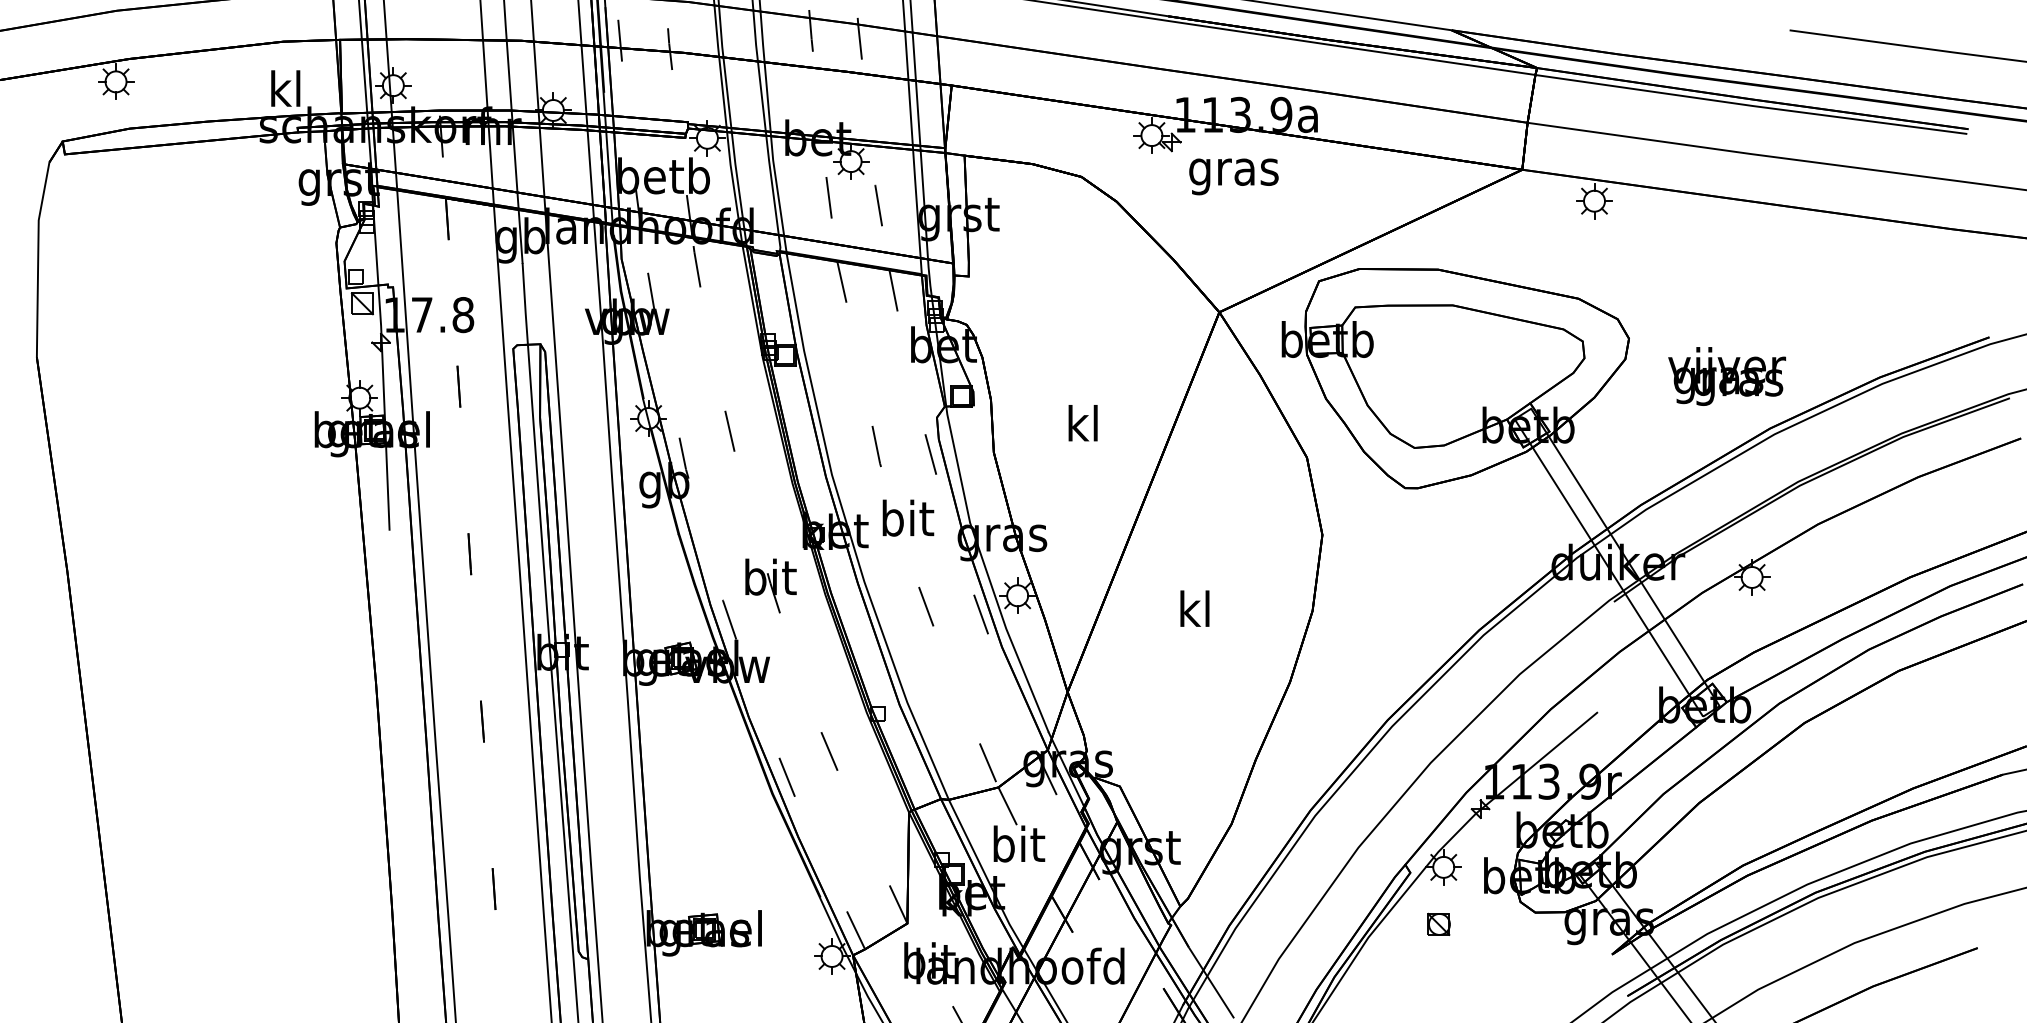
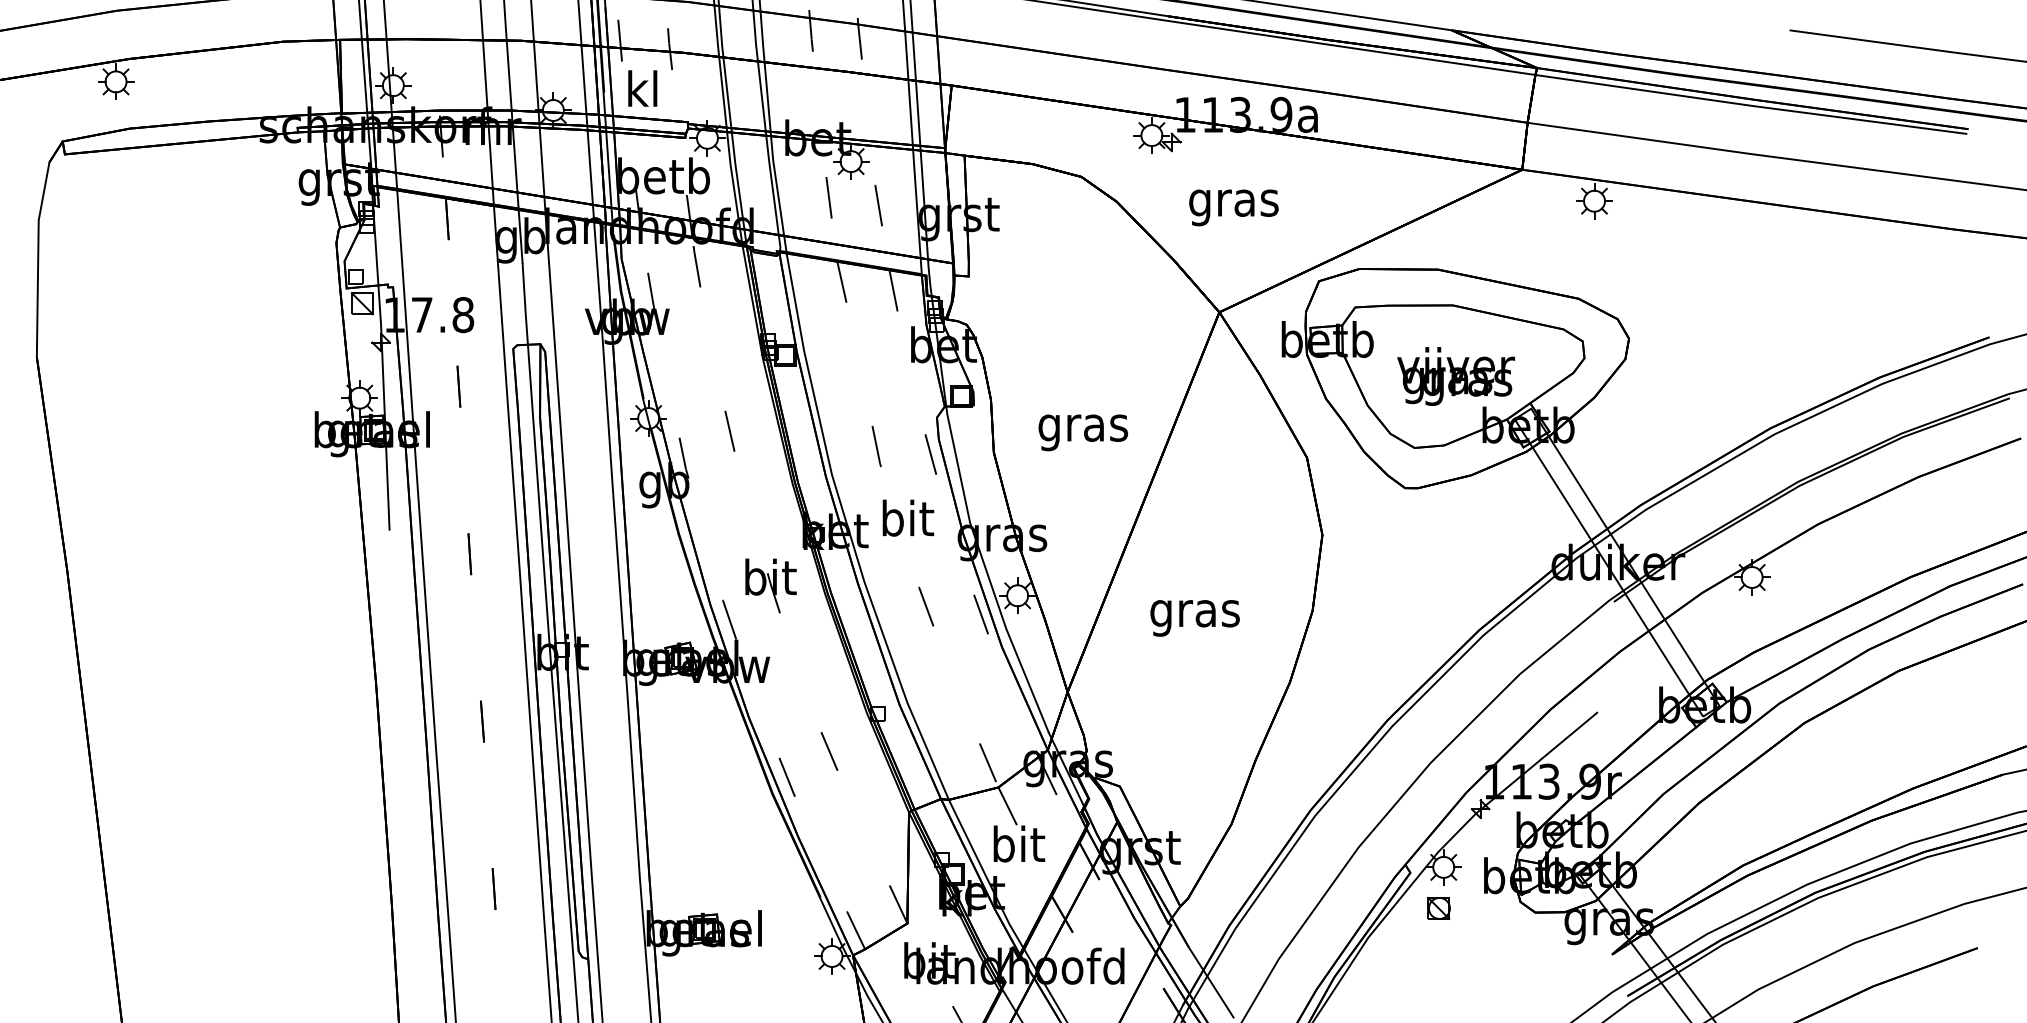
text position: (285, 88) -> (642, 88) (642, 88)
text position: (1233, 176) -> (1233, 207) (1233, 207)
text position: (1726, 376) -> (1455, 376) (1455, 376)
text: kl -> gras (1083, 428)
text: kl -> gras (1194, 613)
part position: (1438, 923) -> (1438, 907) (1438, 907)
